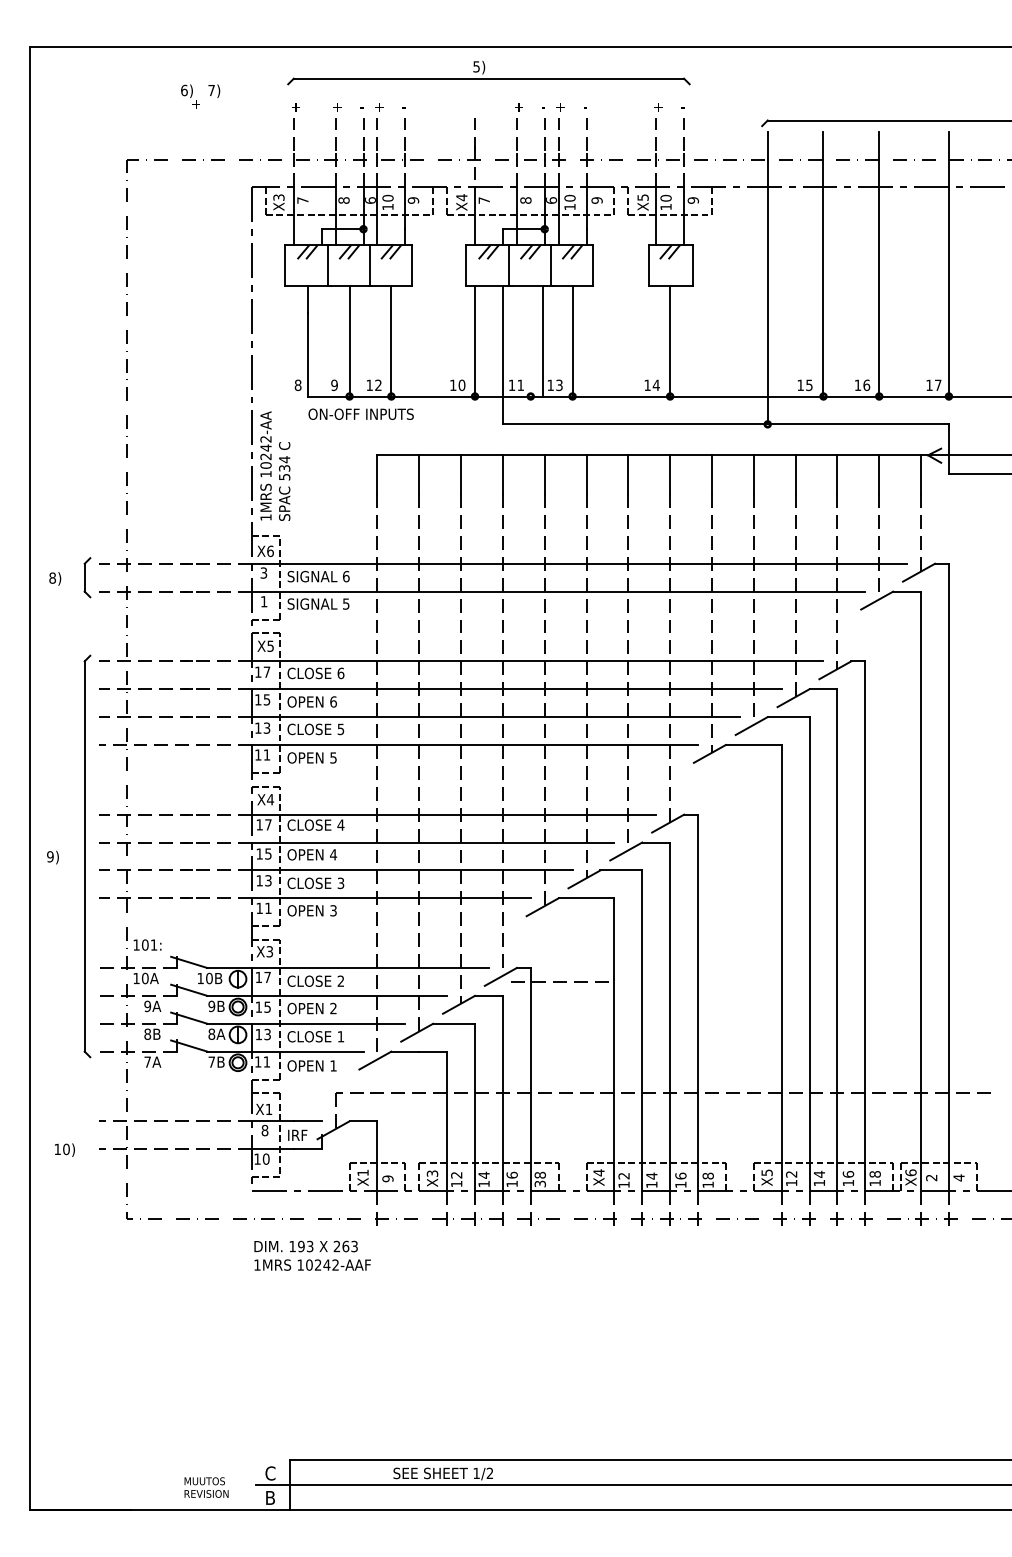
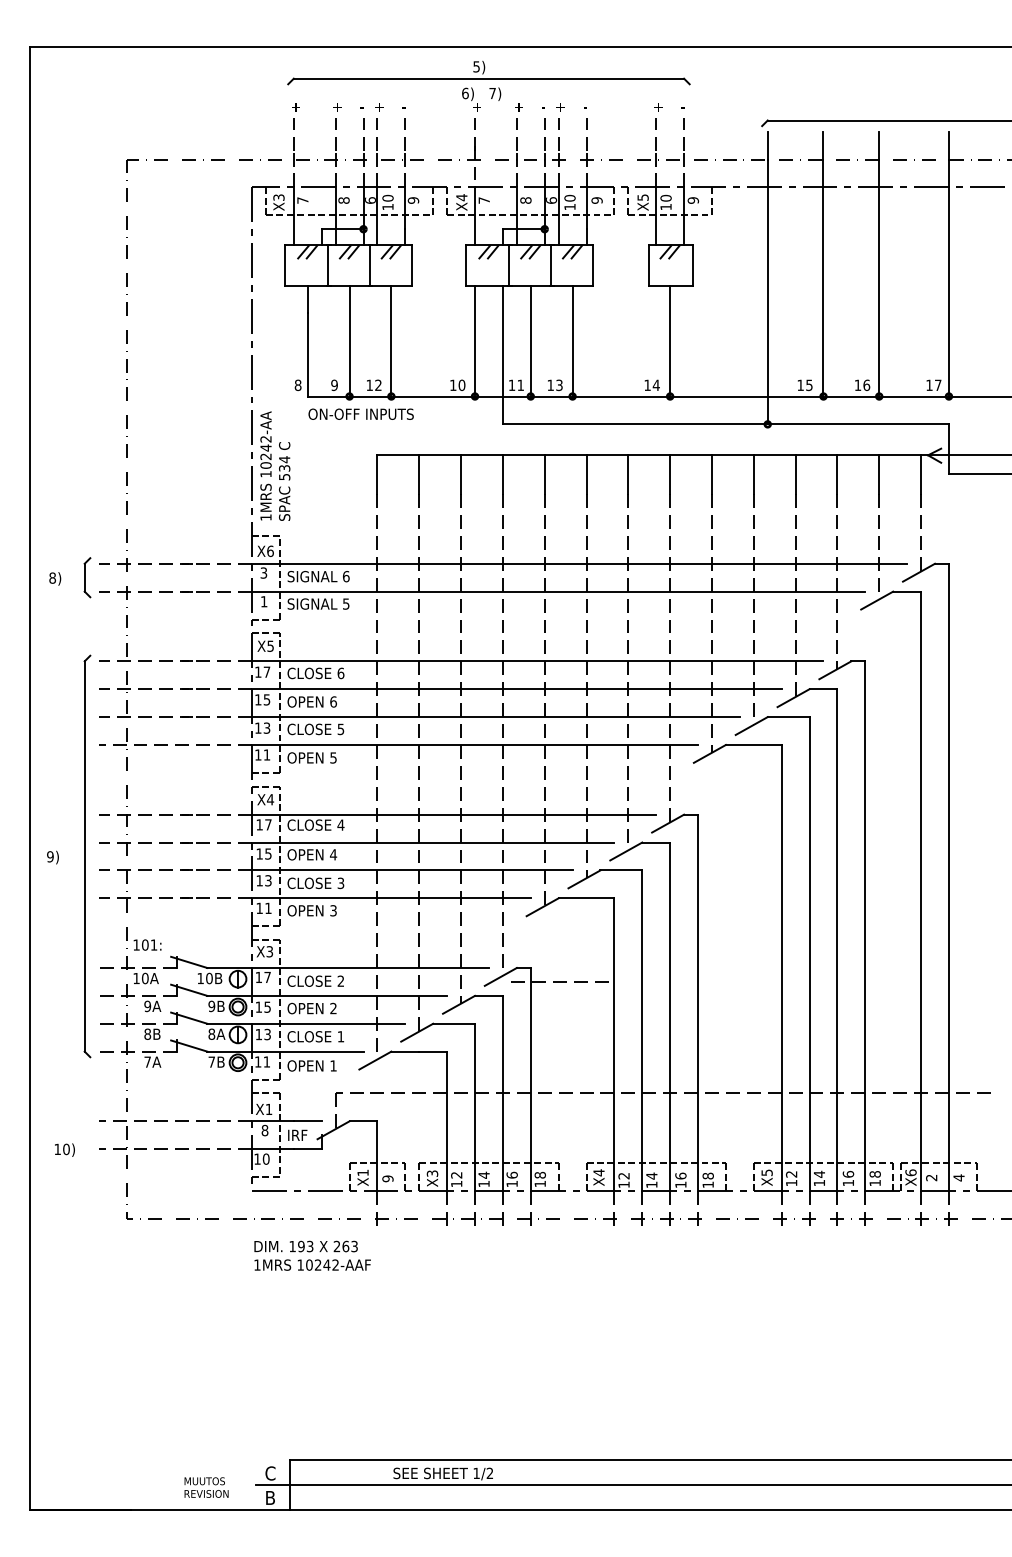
text position: (200, 96) -> (481, 99) (481, 99)
line position: (542, 341) -> (530, 341) (530, 341)
text: 38 -> 18 (539, 1183)
